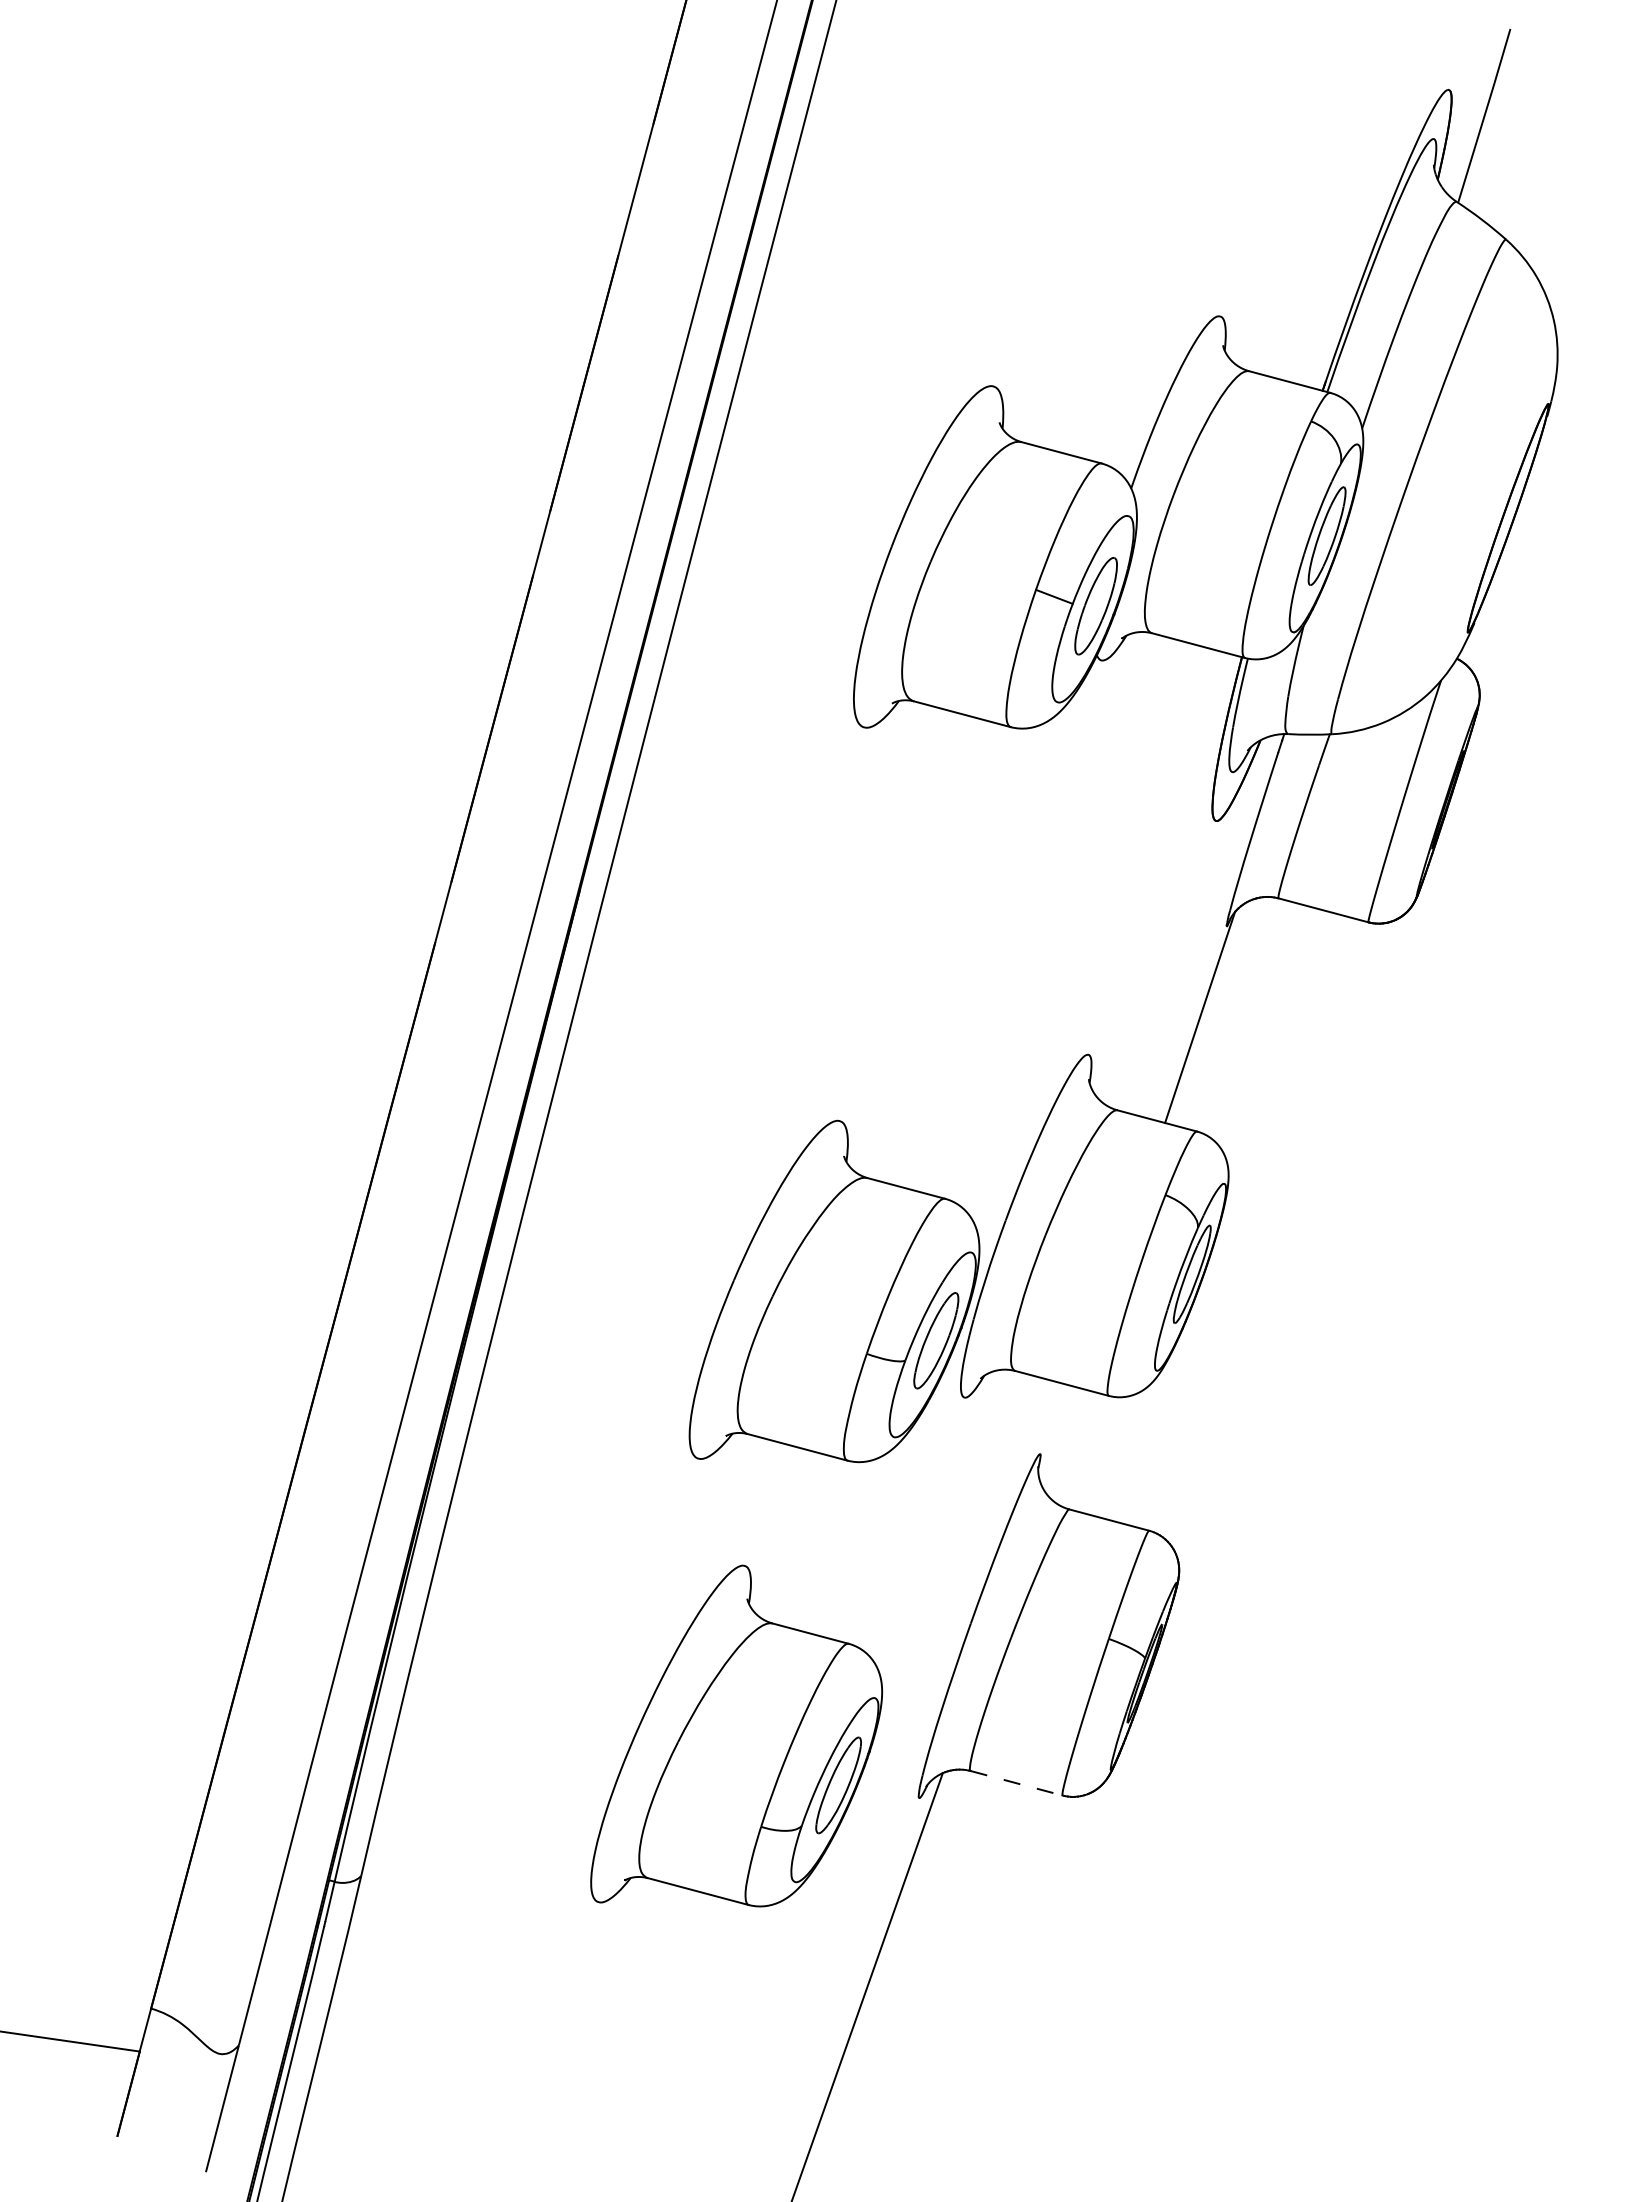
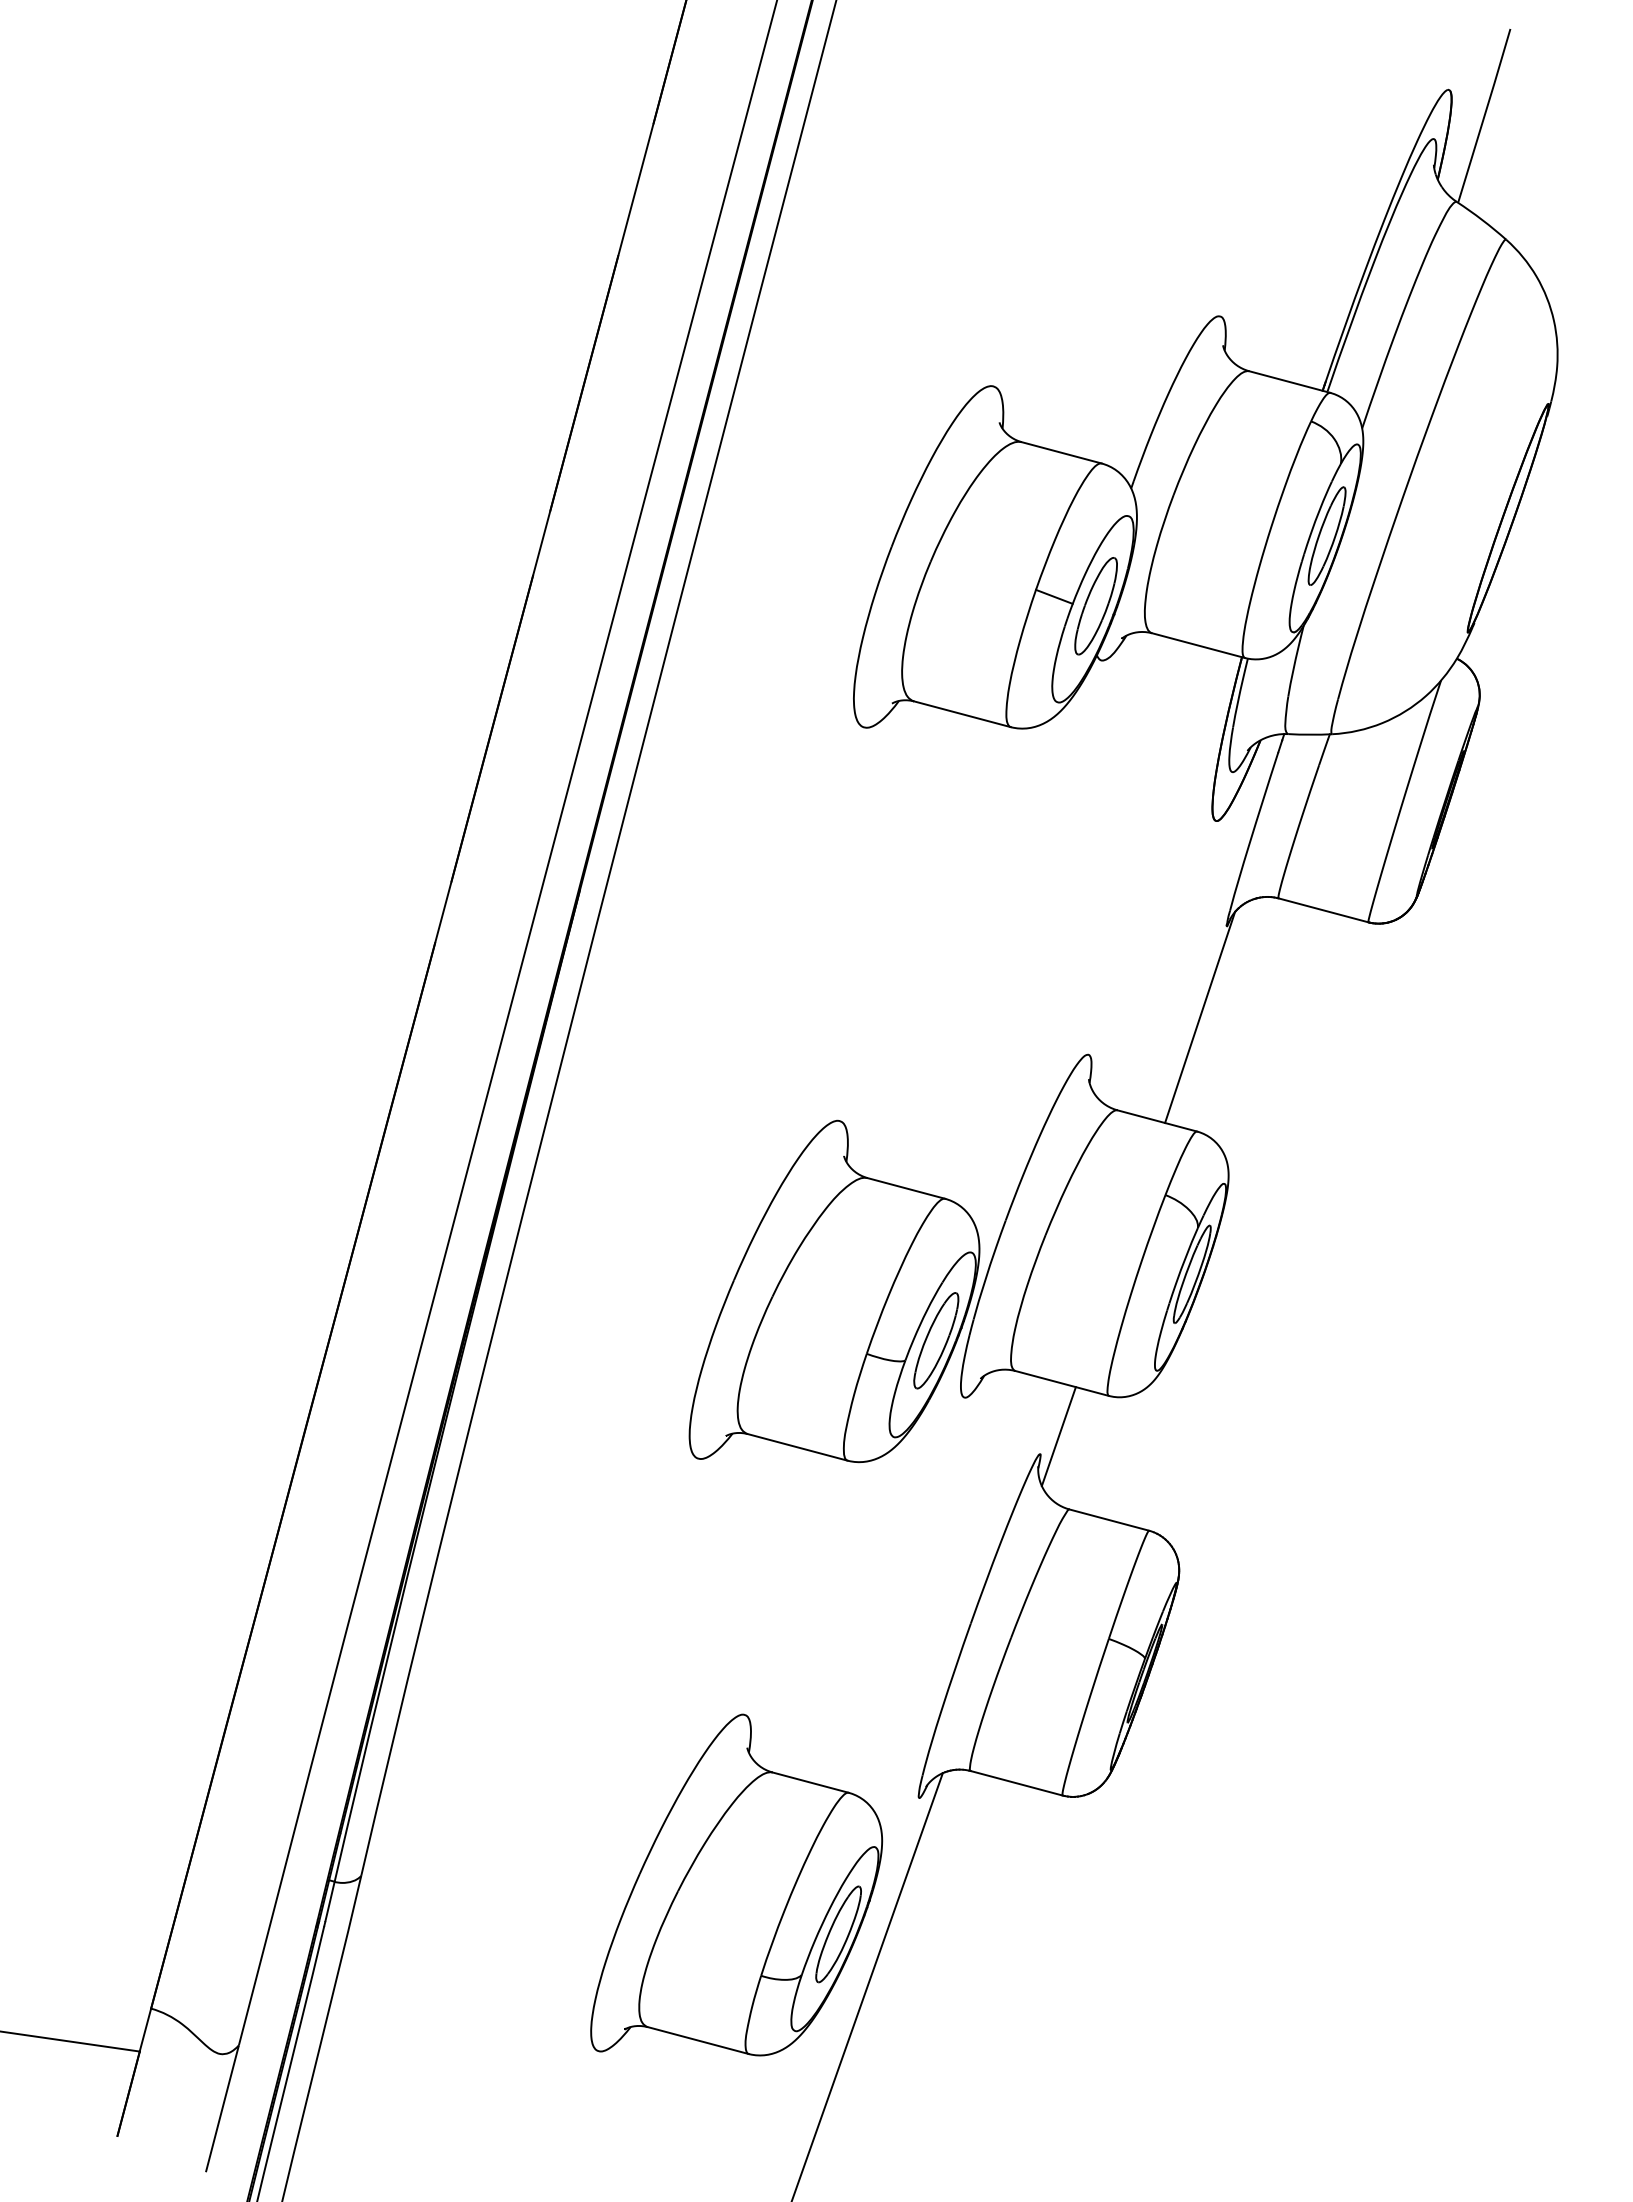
line: none -> present (1058, 1436)
part position: (736, 1735) -> (736, 1884) (736, 1884)
line: dashed -> solid (1016, 1783)
